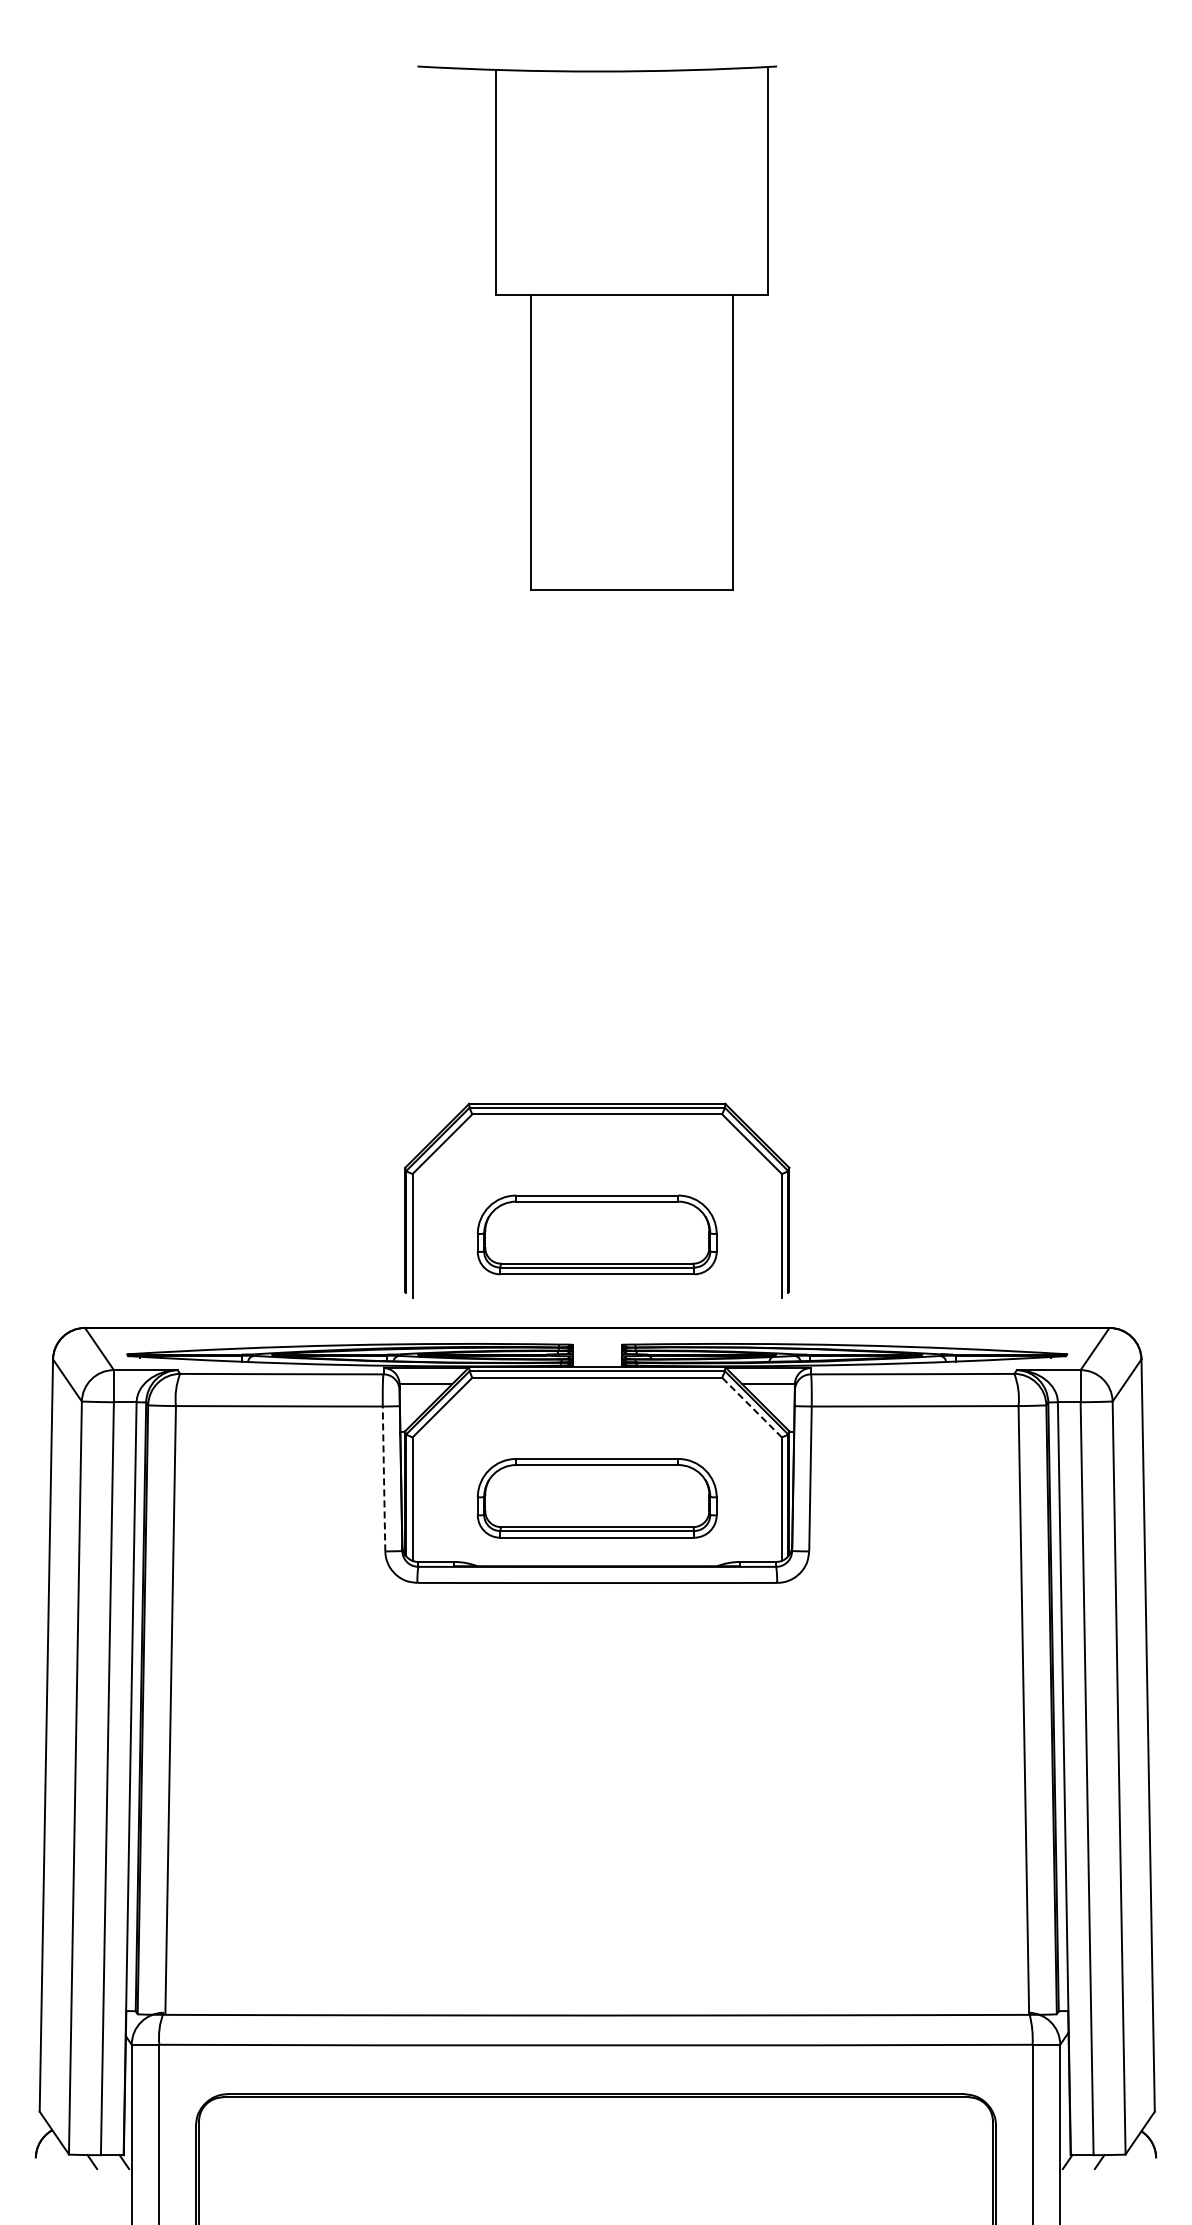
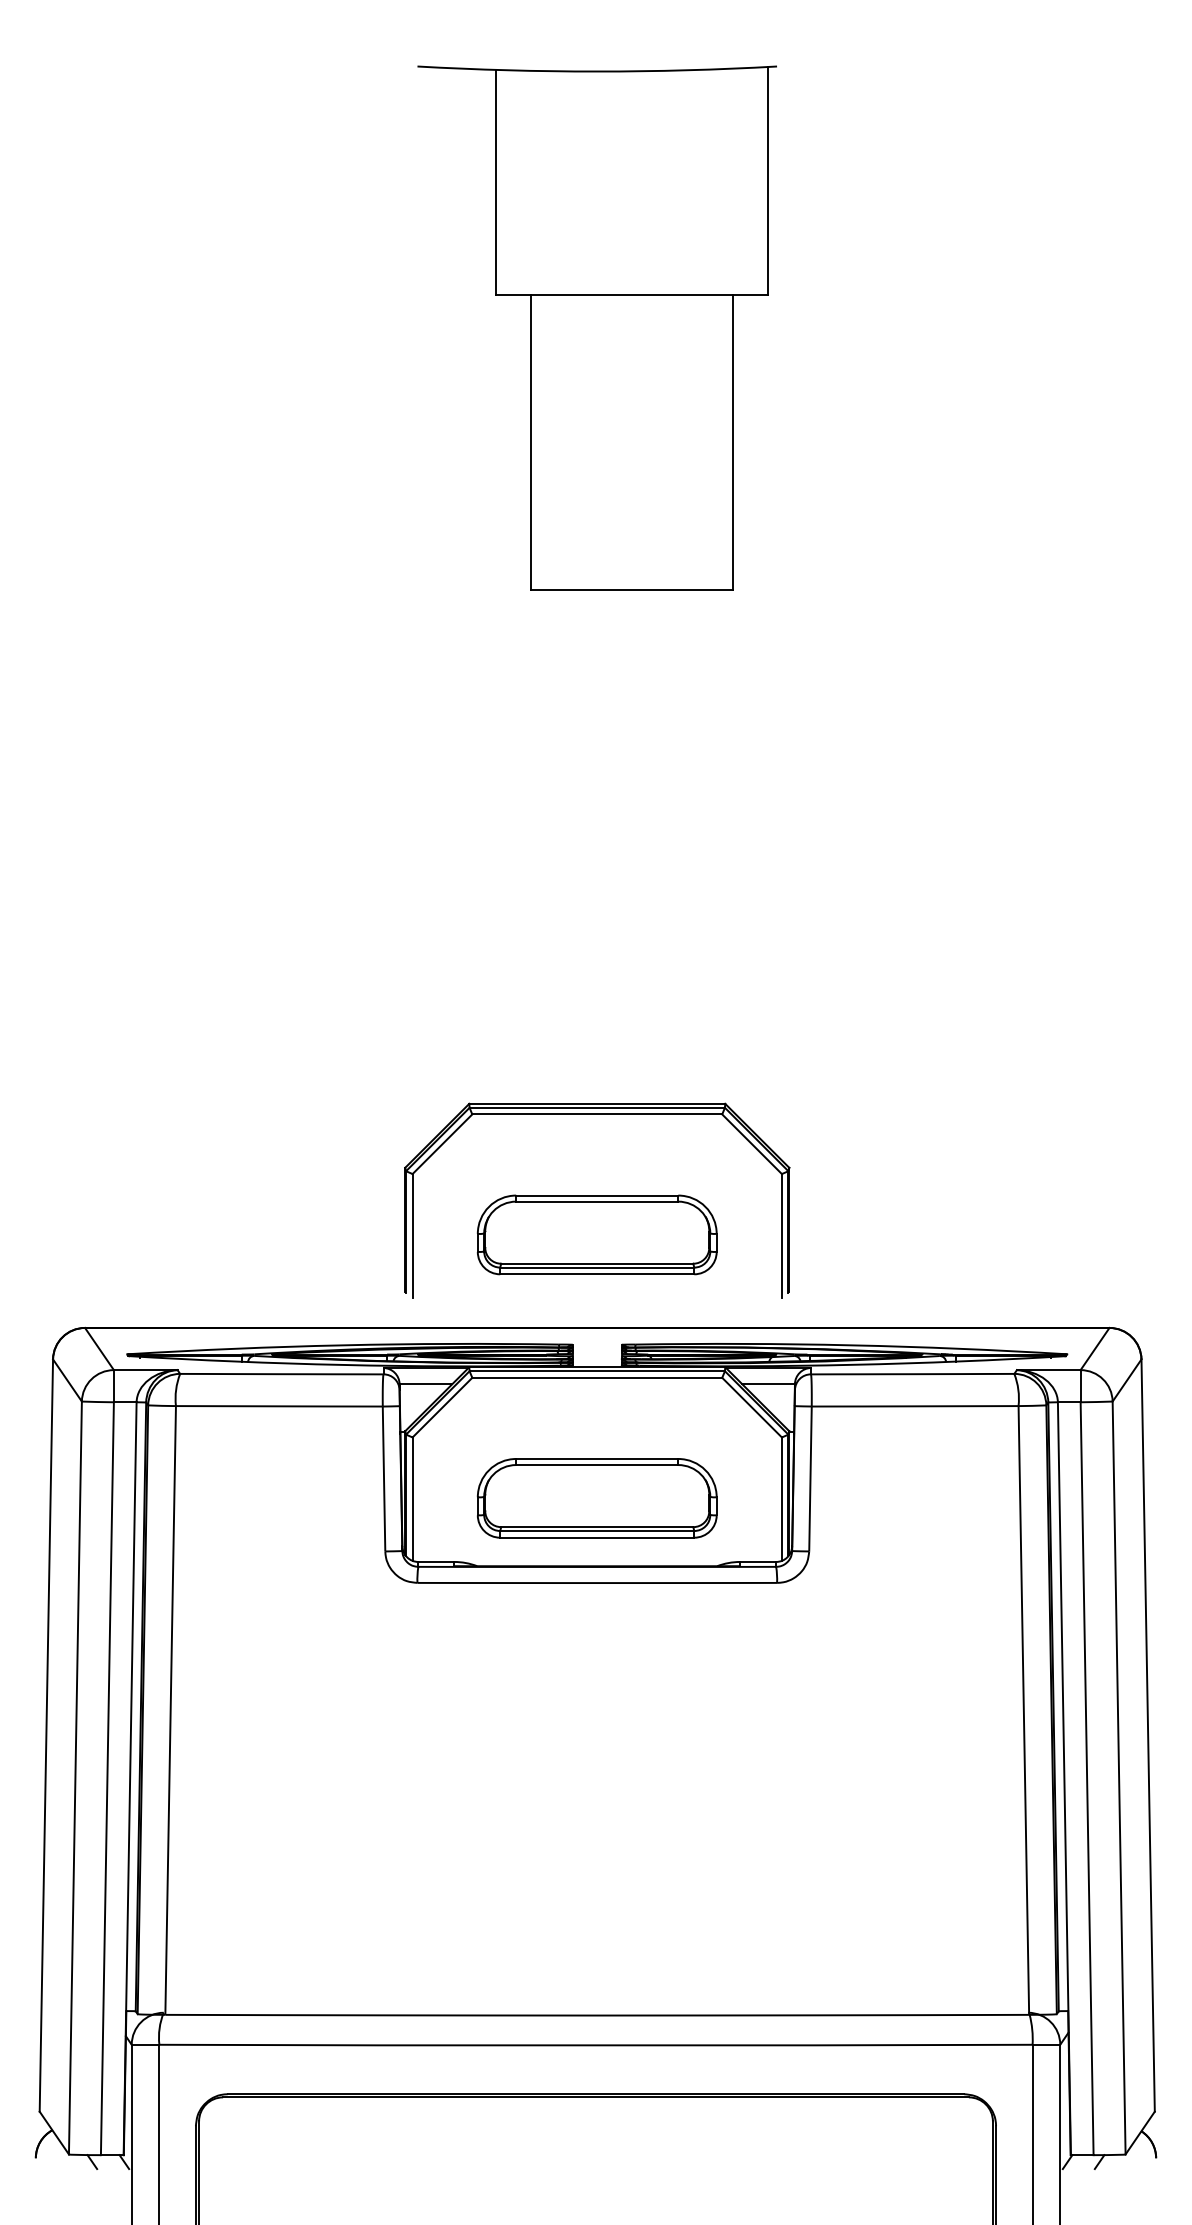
line: dashed -> solid (751, 1407)
line: dashed -> solid (384, 1479)
